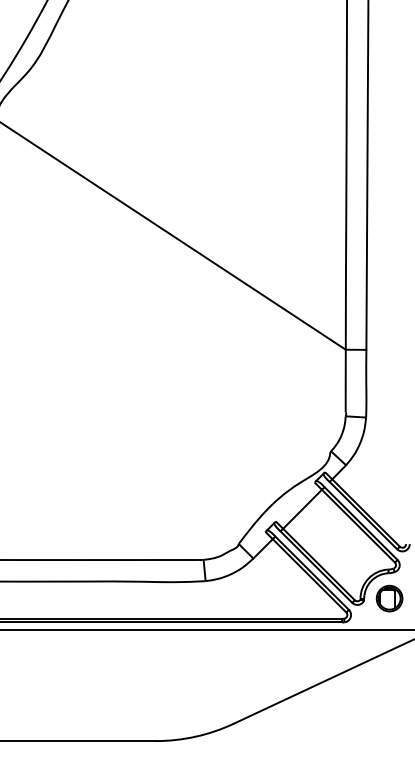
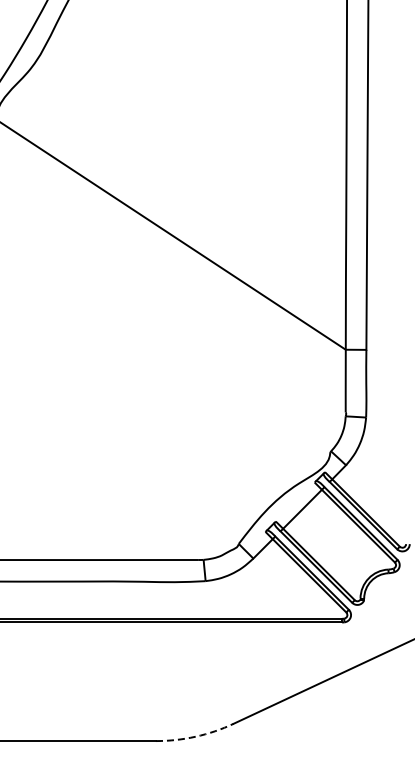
part: present -> none (389, 598)
line: present -> none (206, 629)
arc: solid -> dashed (195, 736)
